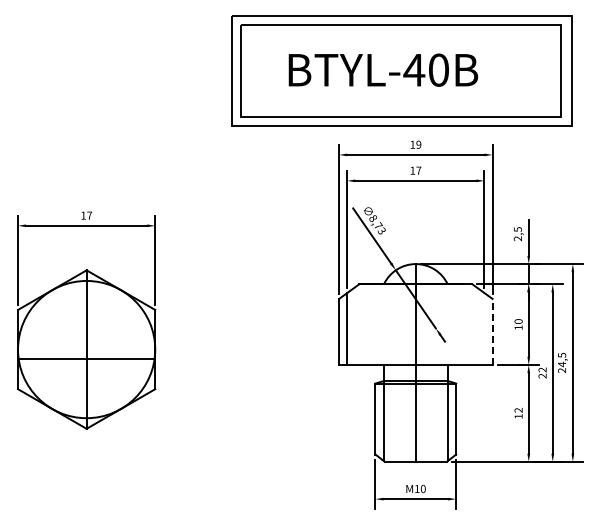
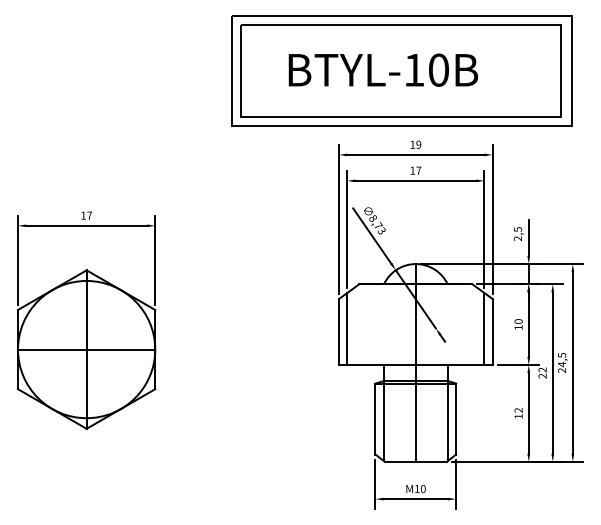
text: BTYL-40B -> BTYL-10B (414, 70)
line: none -> present (484, 328)
line: dashed -> solid (492, 331)
line position: (86, 358) -> (86, 349) (86, 349)
